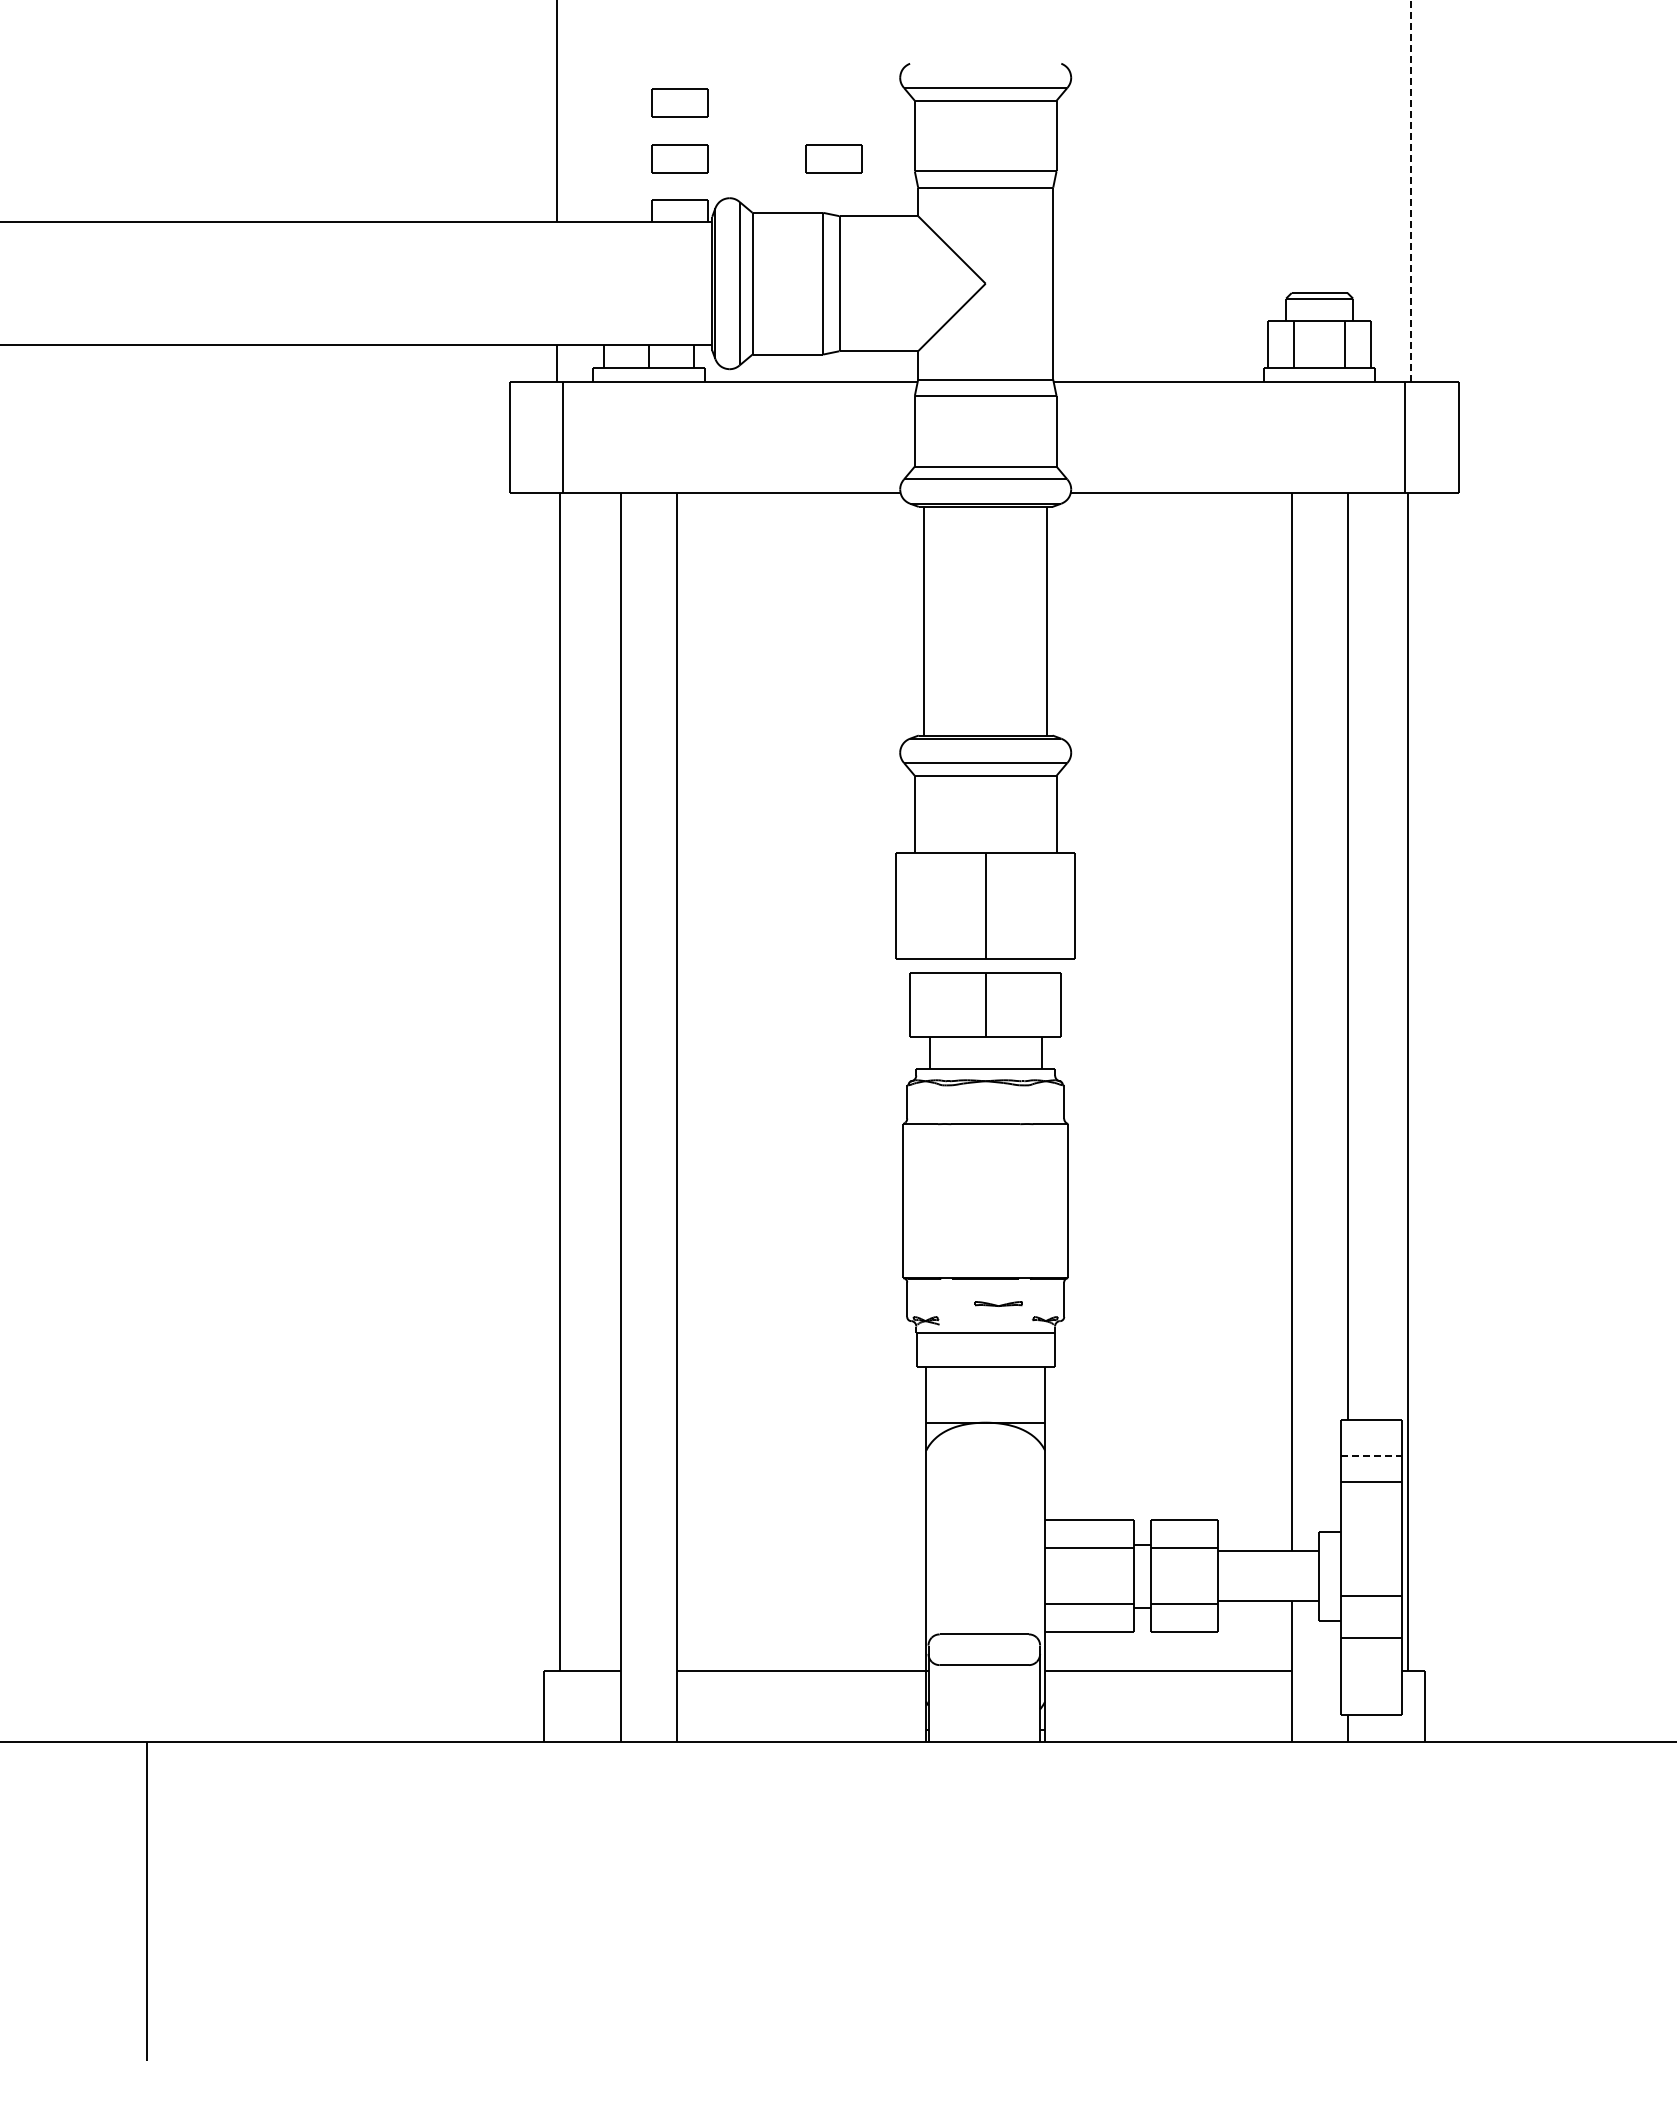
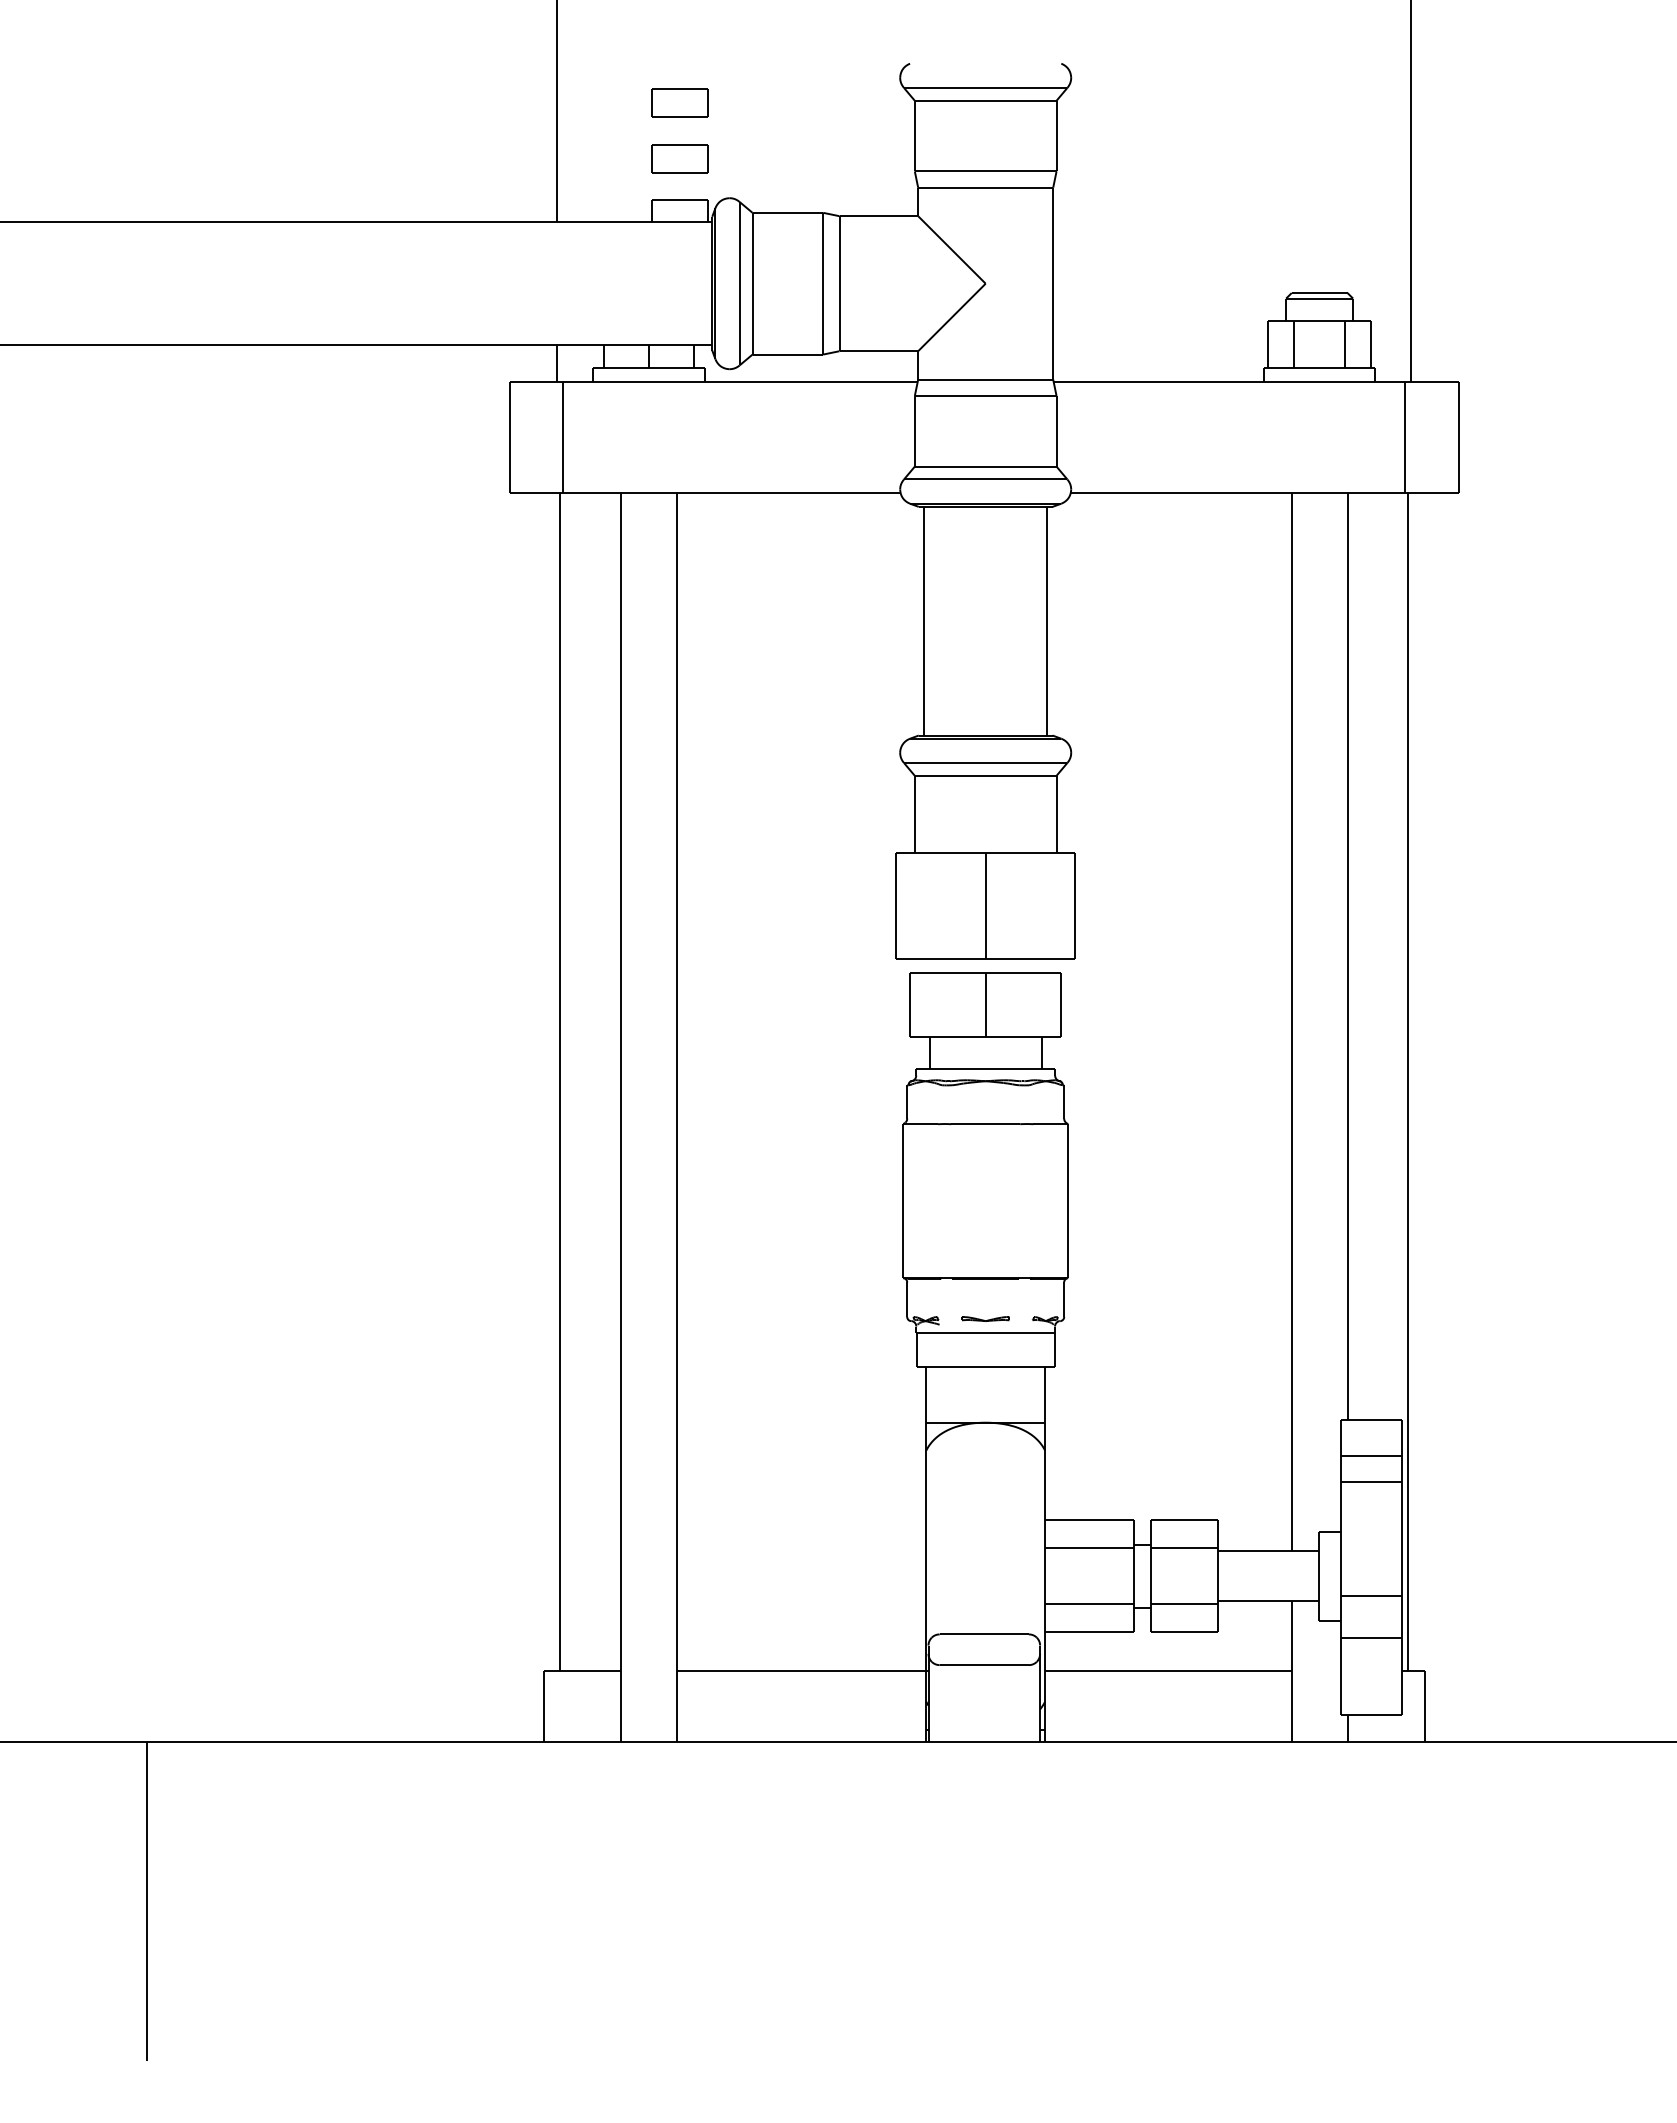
part: present -> none (833, 158)
line: dashed -> solid (1411, 190)
part position: (998, 1303) -> (985, 1318) (985, 1318)
line: dashed -> solid (1371, 1456)
